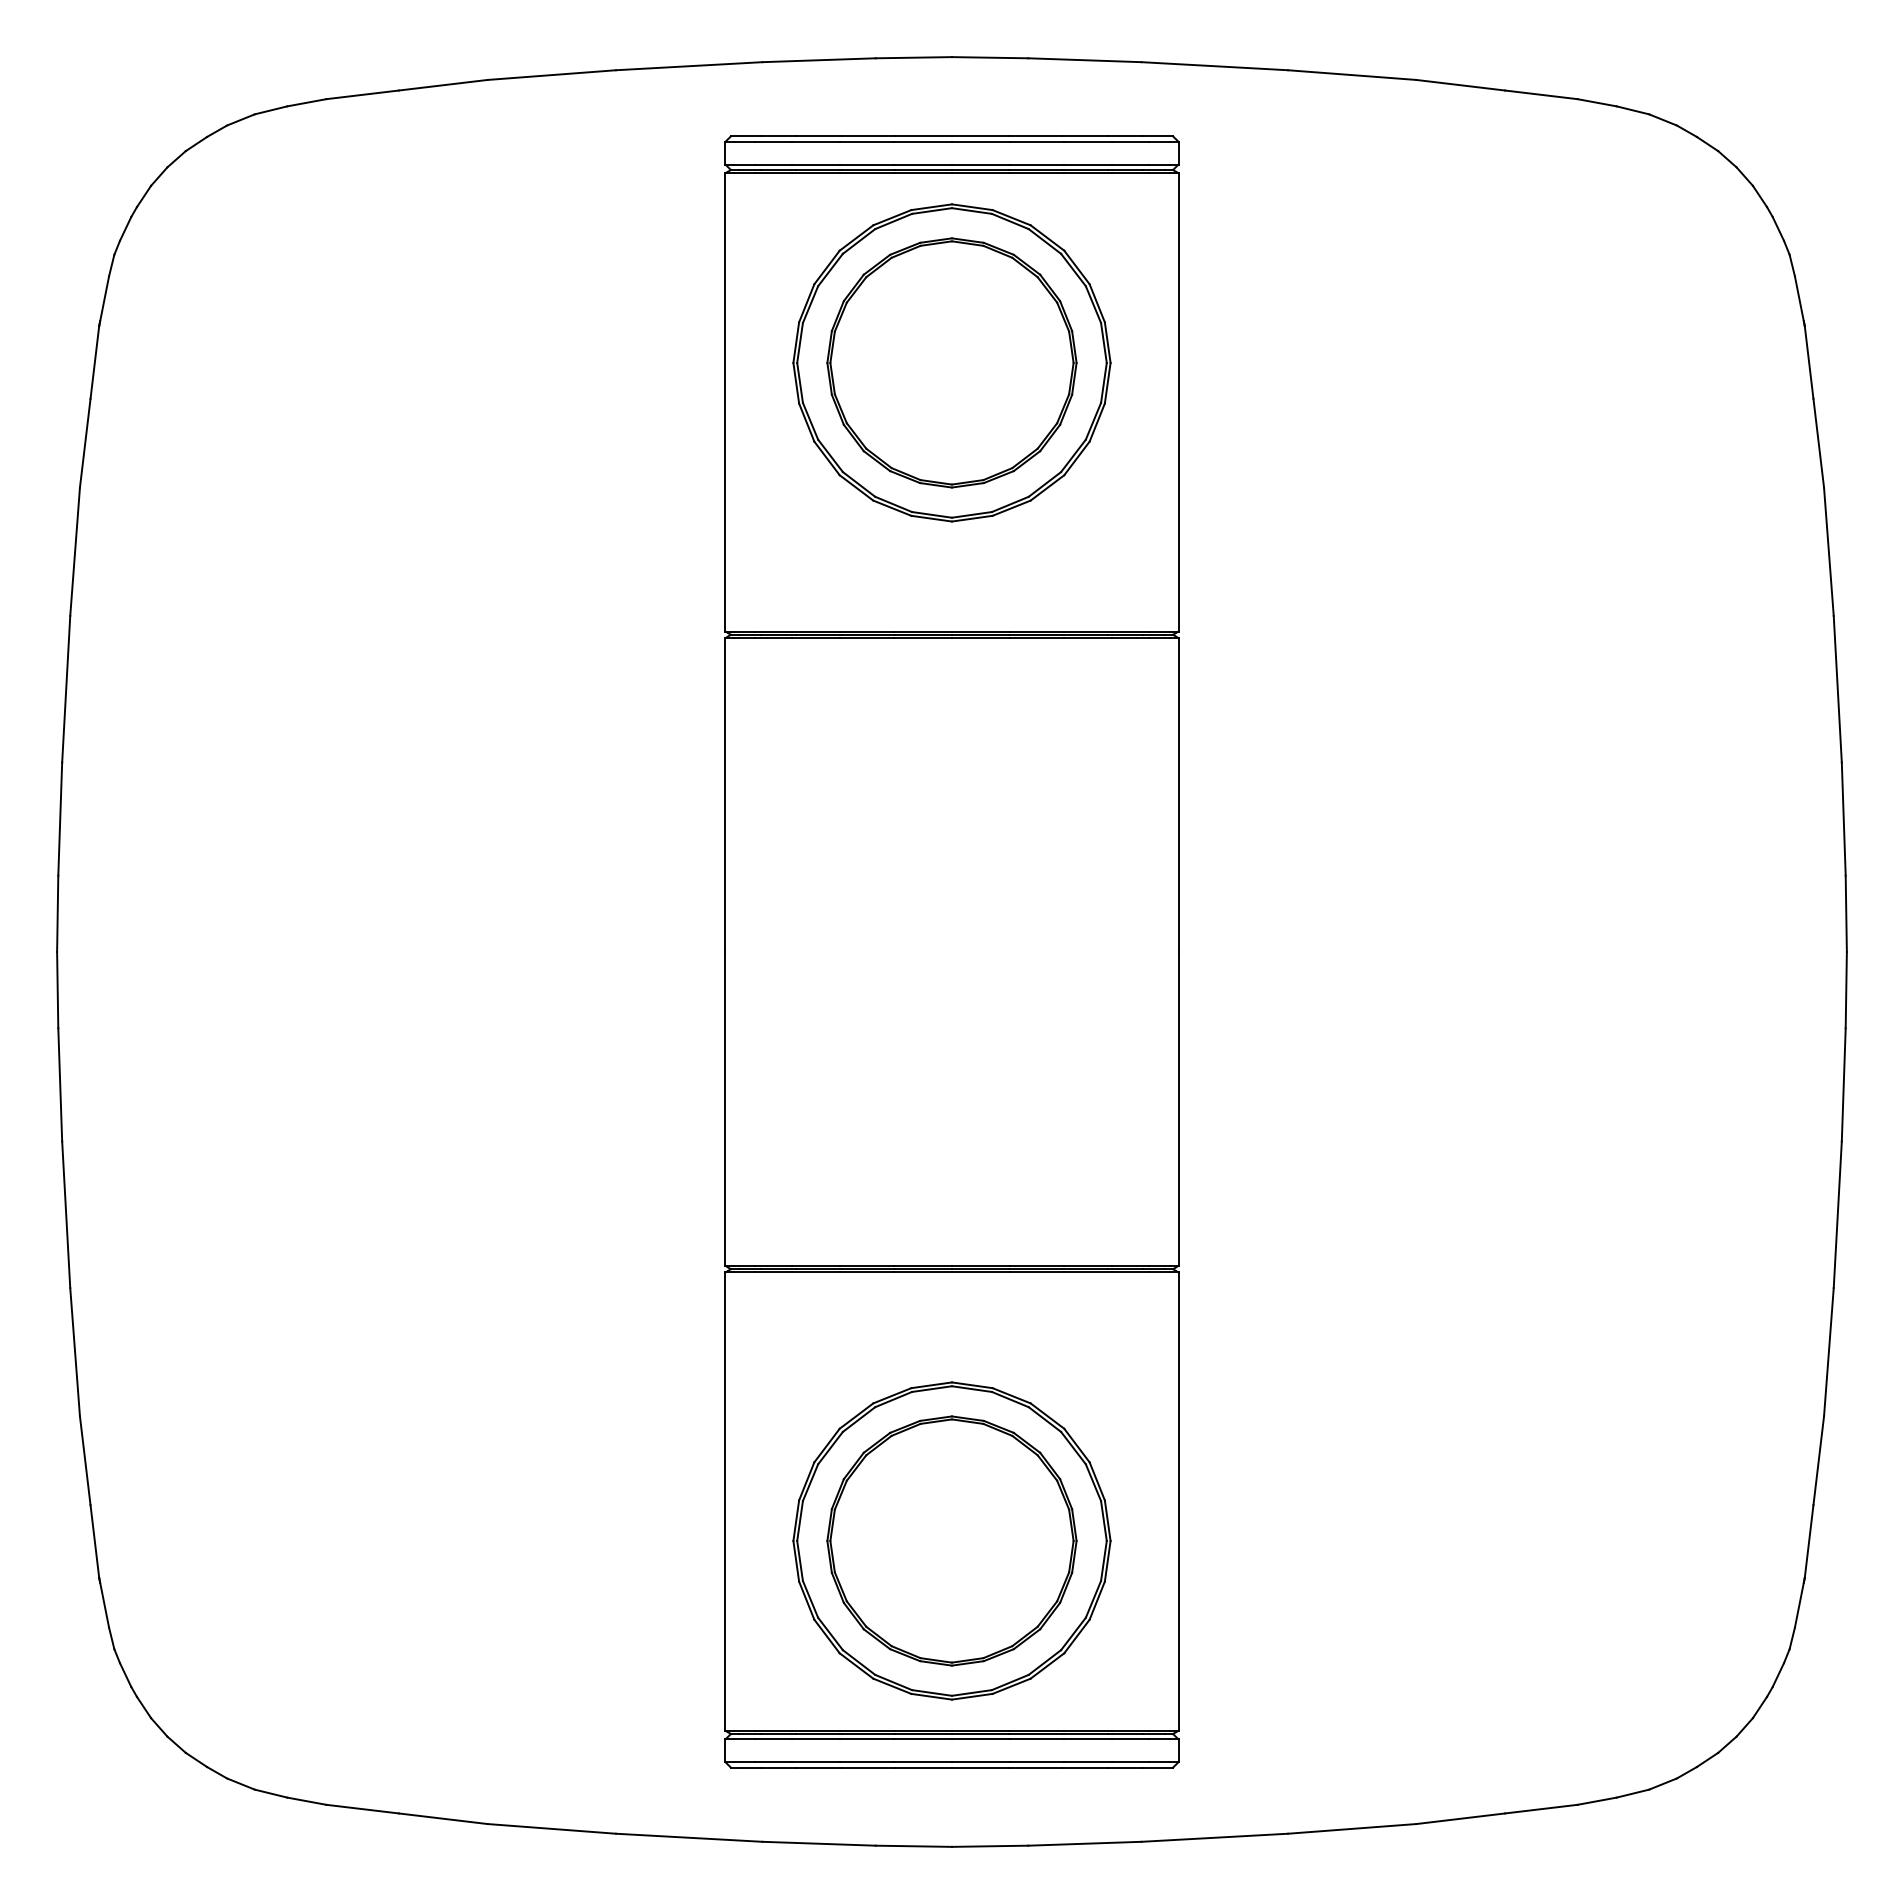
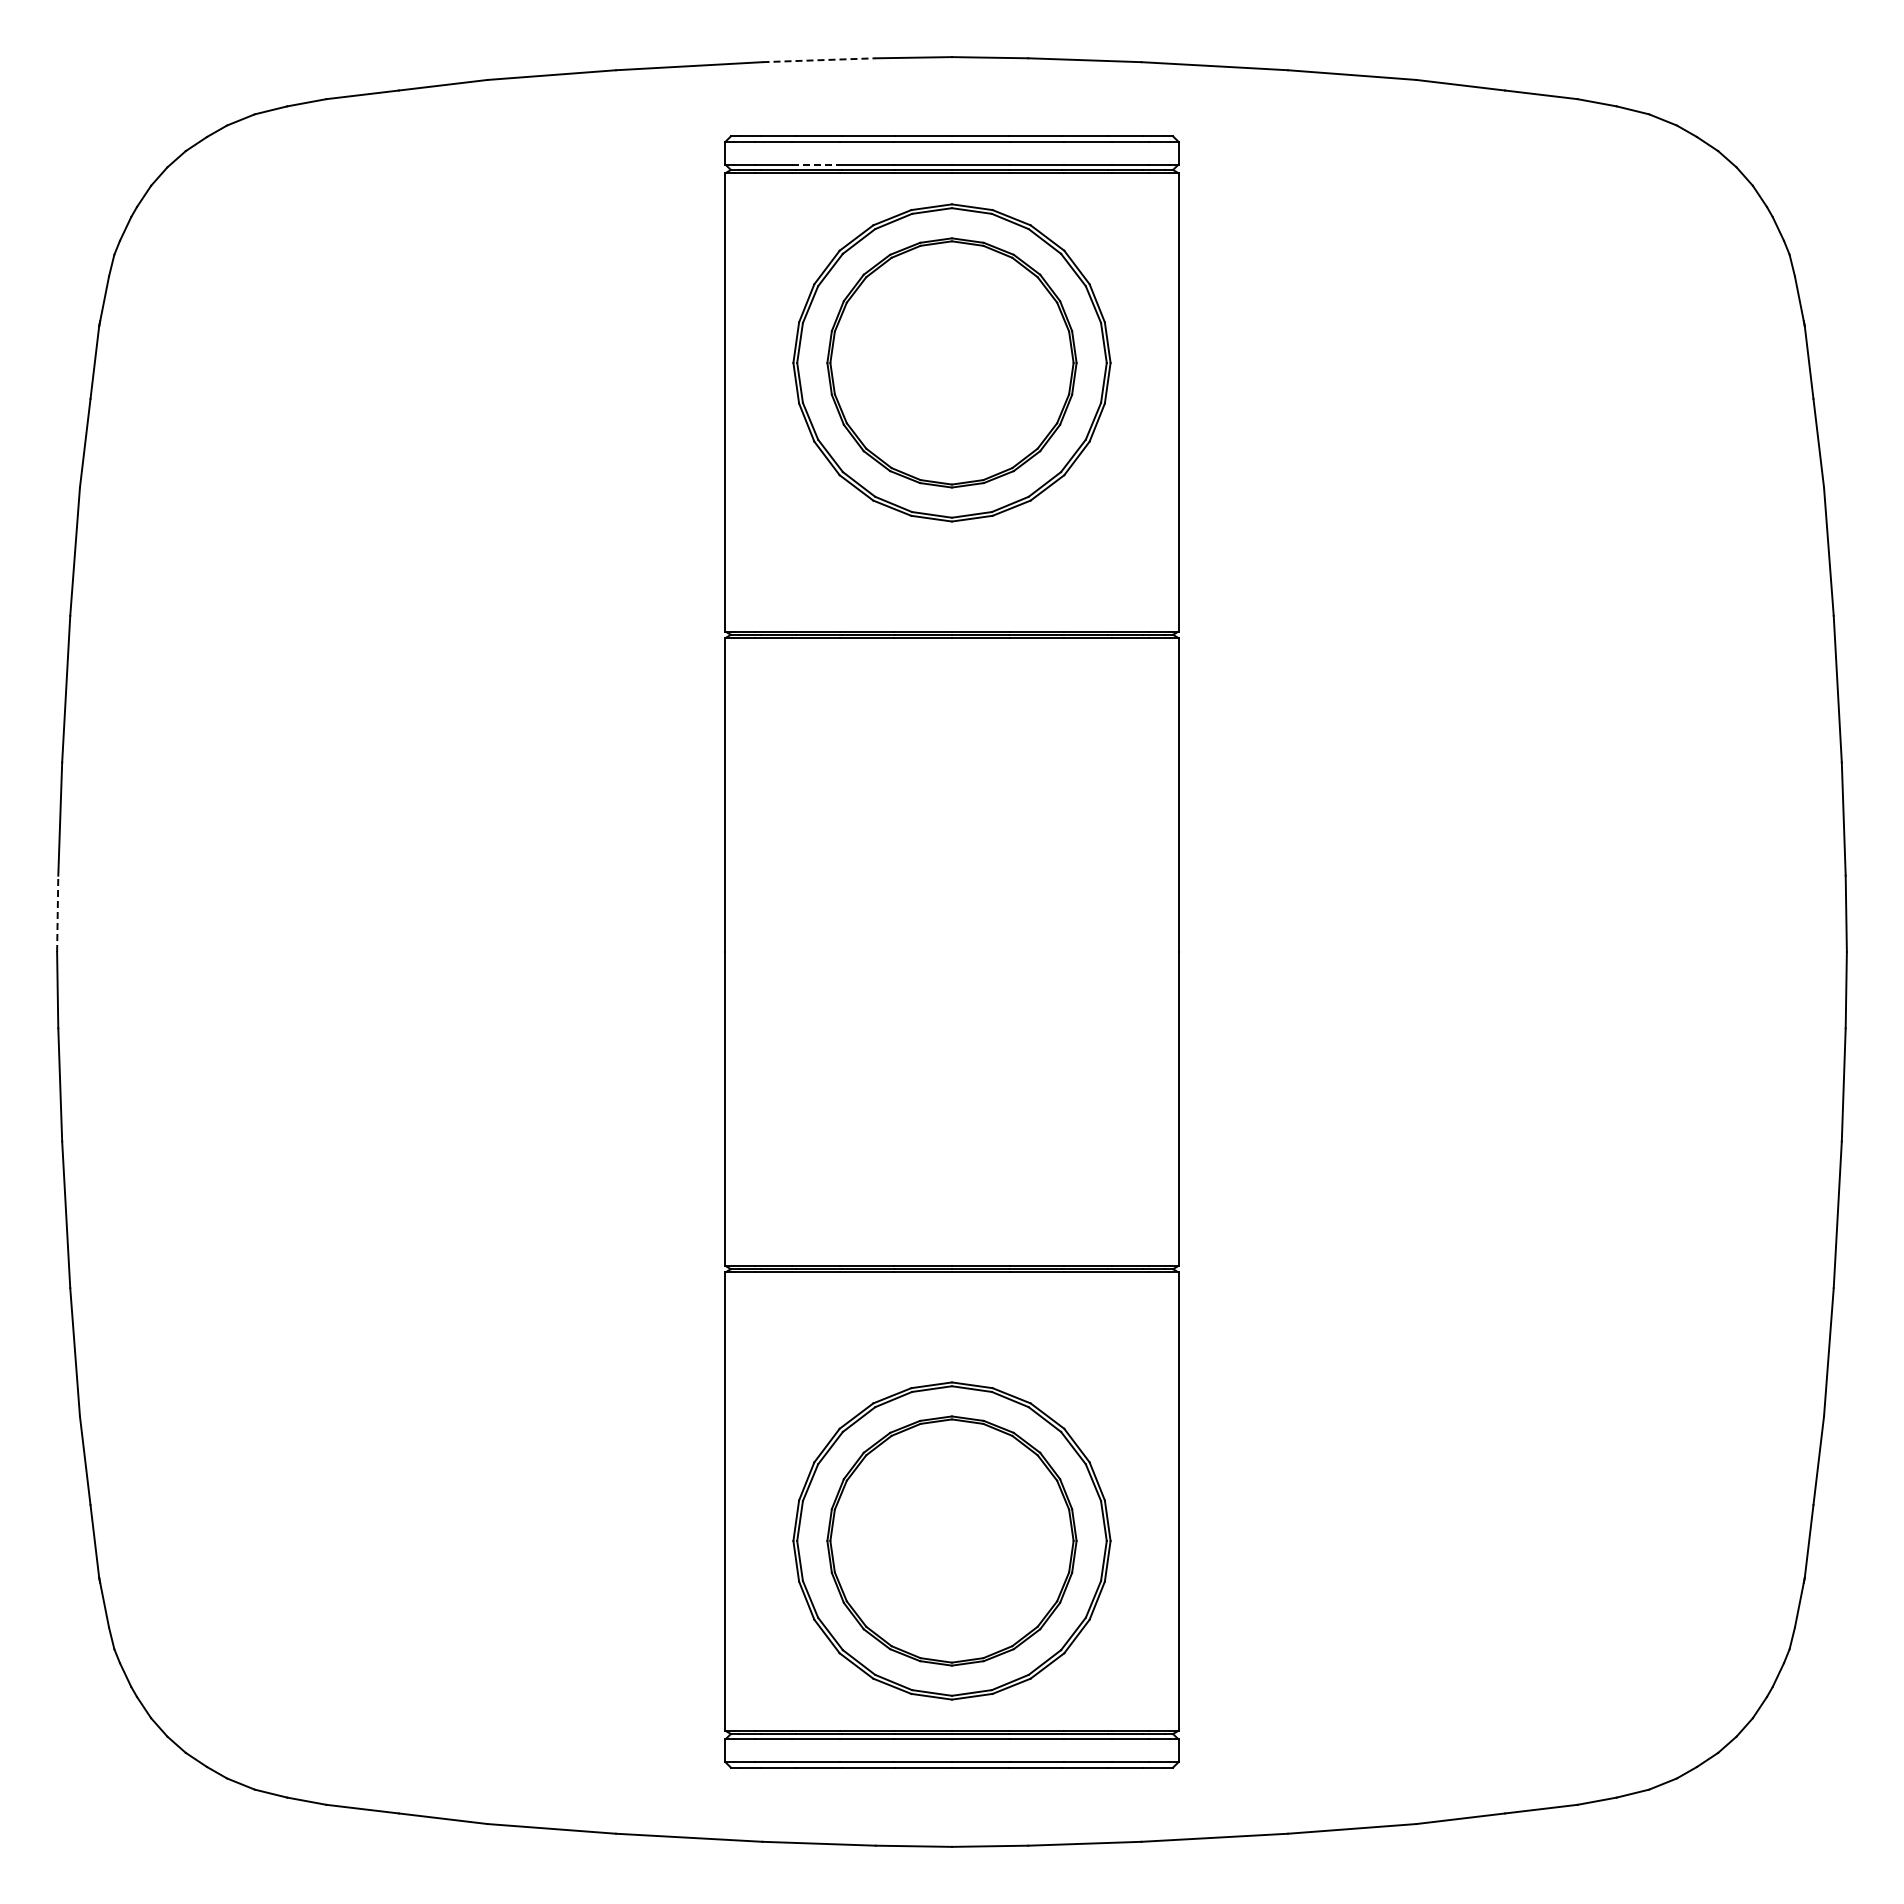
line: solid -> dashed (819, 60)
line: solid -> dashed (816, 164)
line: solid -> dashed (57, 913)
